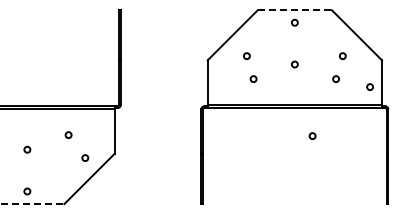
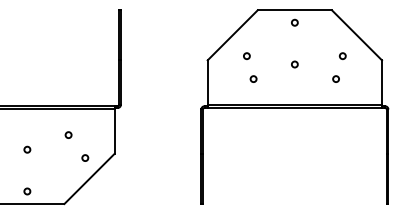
line: dashed -> solid (295, 10)
circle: present -> none (369, 86)
circle: present -> none (312, 135)
line: dashed -> solid (32, 204)
